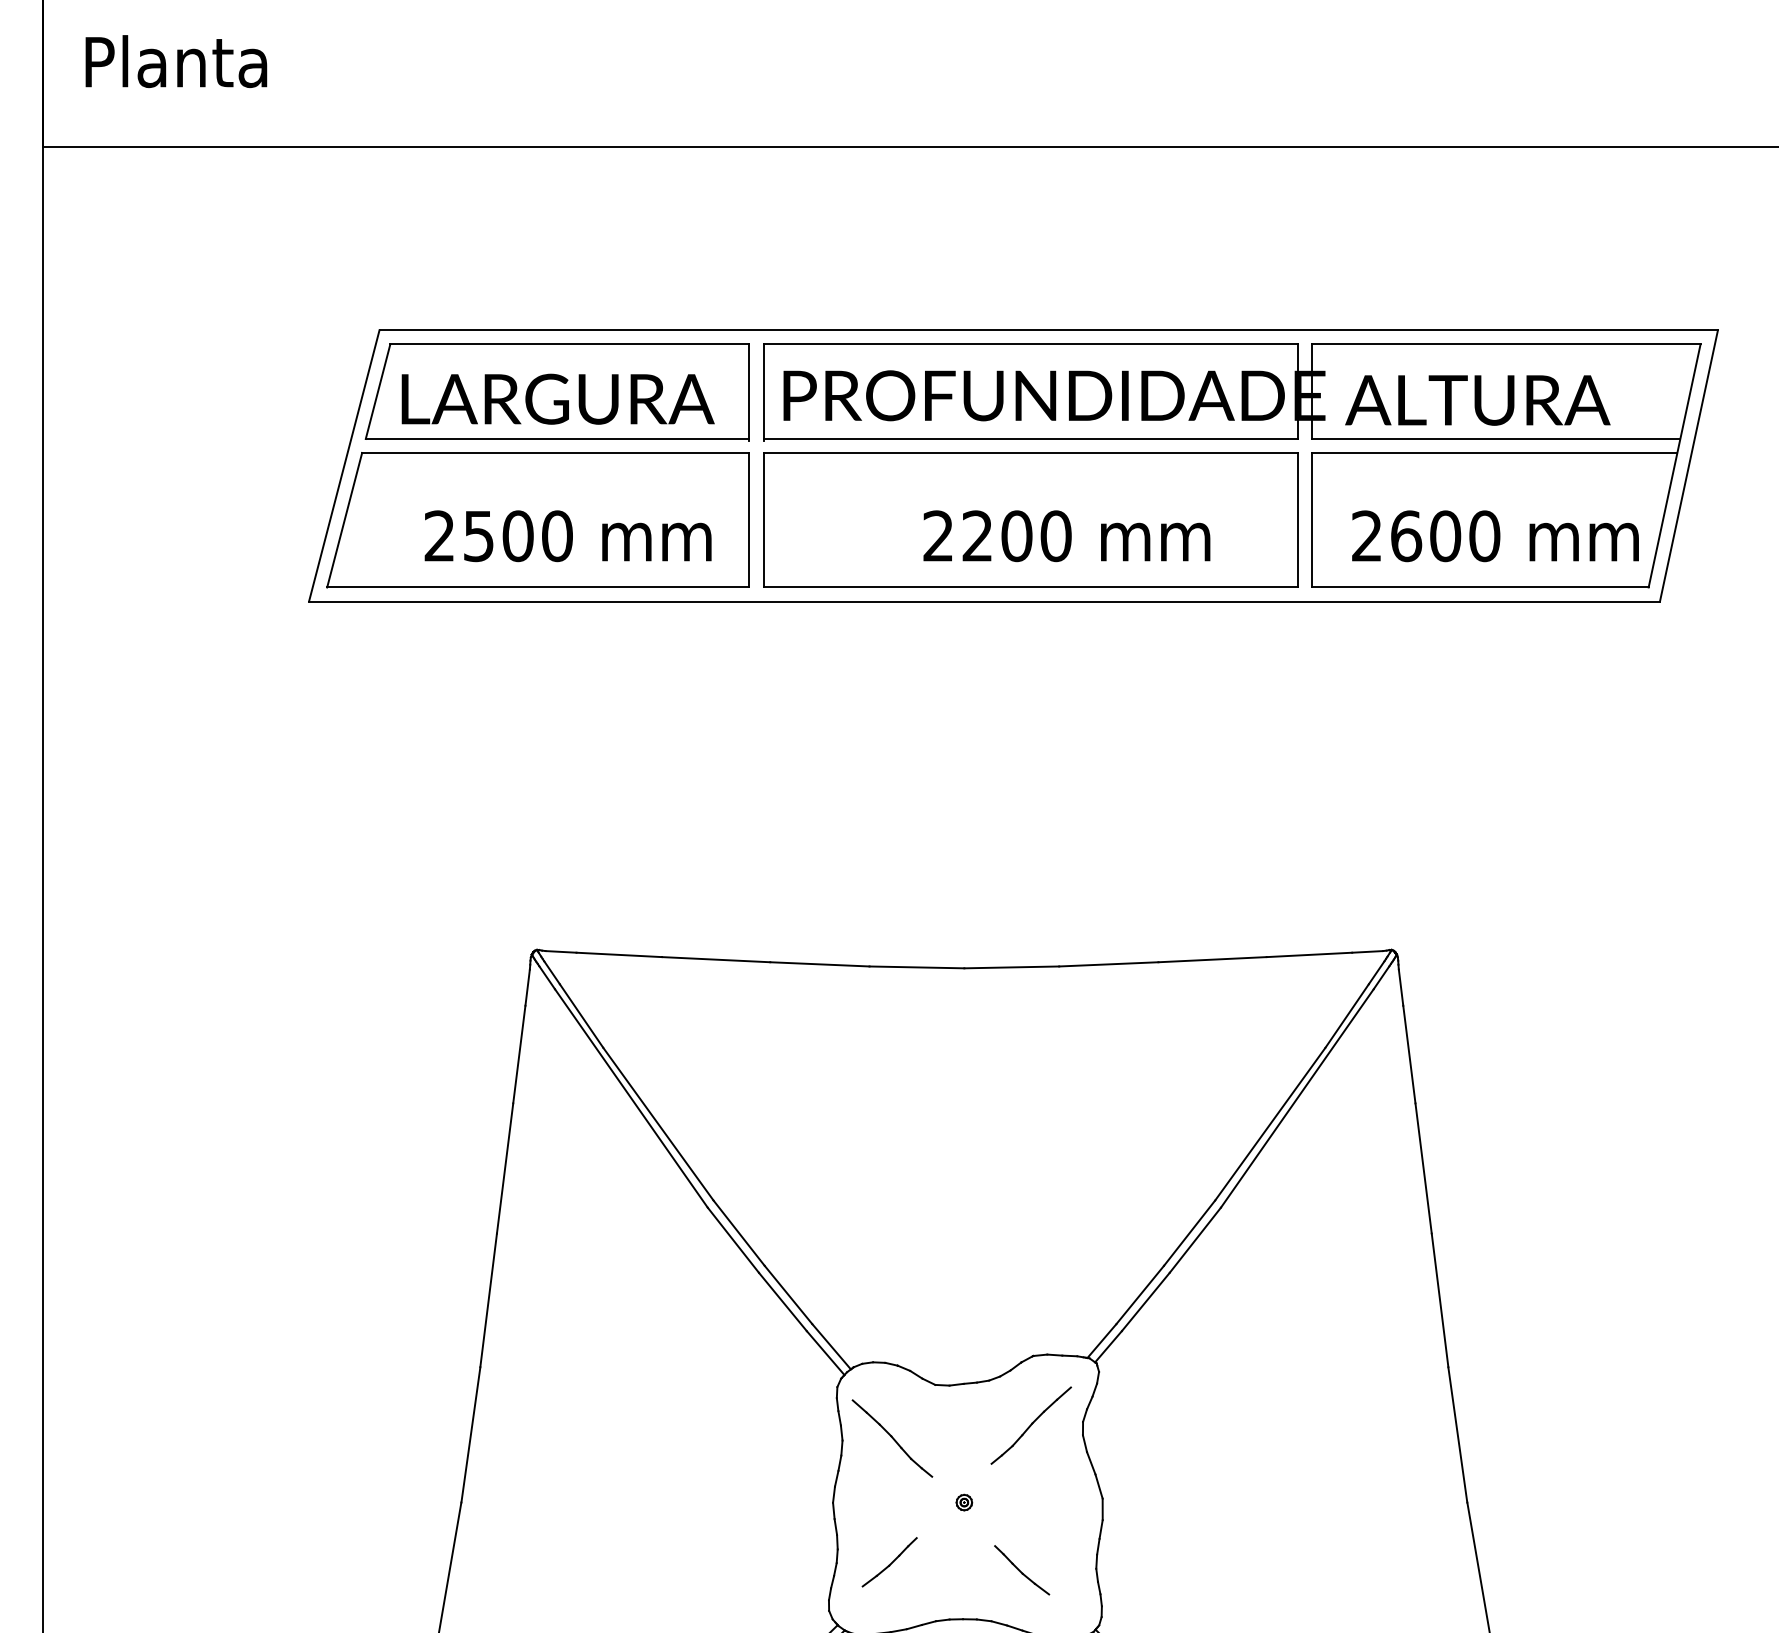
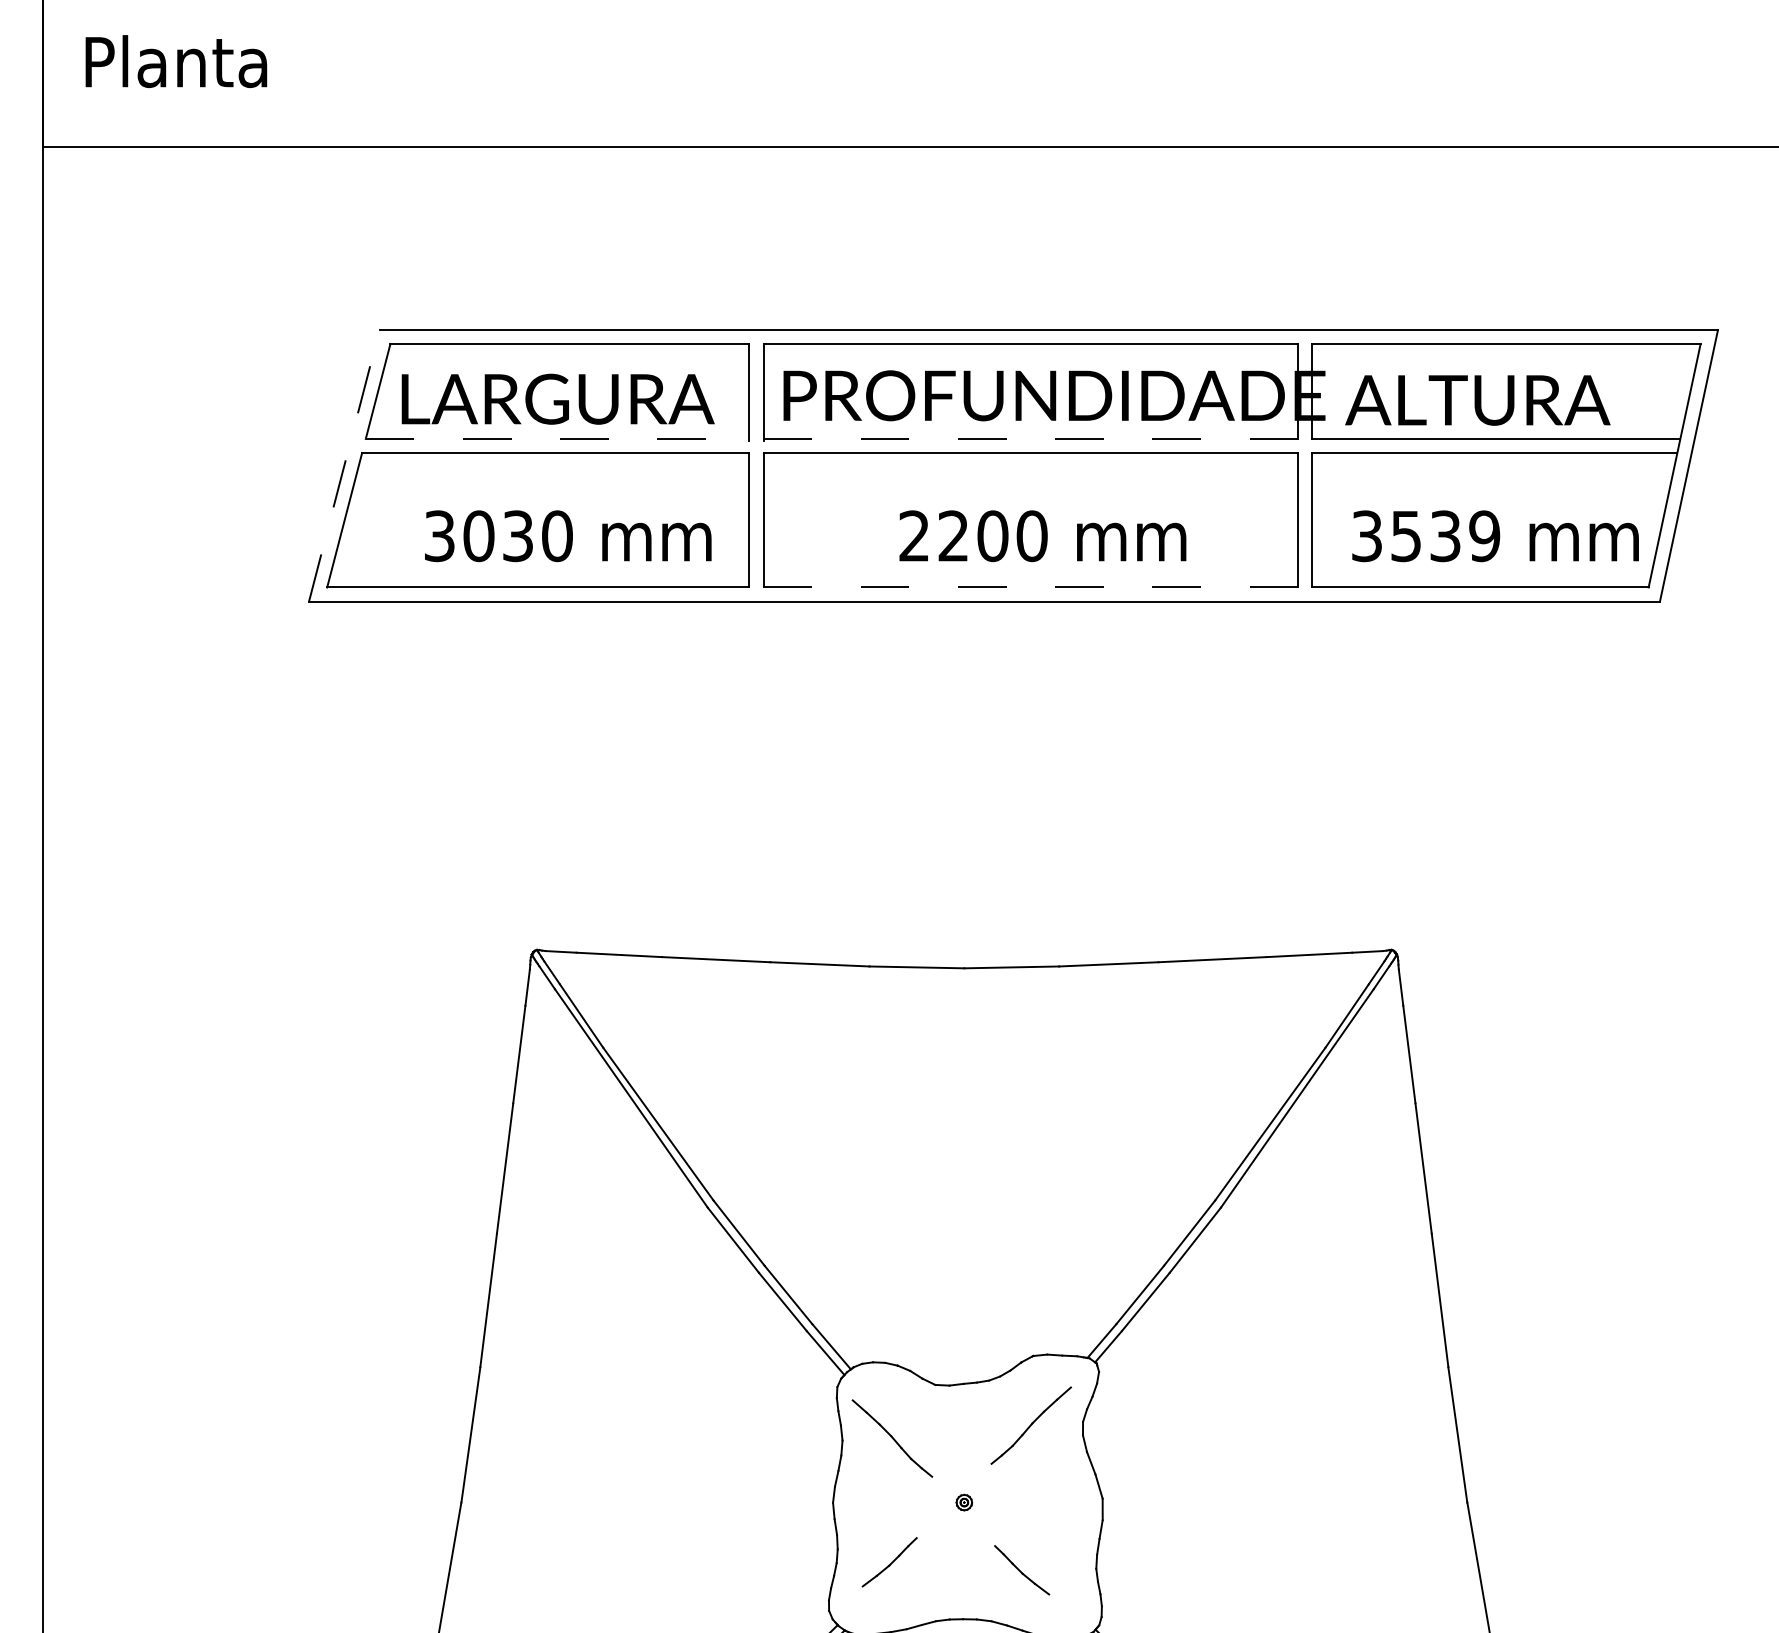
line: solid -> dashed (557, 438)
line: solid -> dashed (1031, 438)
line: solid -> dashed (344, 465)
text: 2500 -> 3030 (478, 536)
text position: (1066, 536) -> (1042, 536) (1042, 536)
text: 2600 -> 3539 (1426, 536)
line: solid -> dashed (1030, 587)
